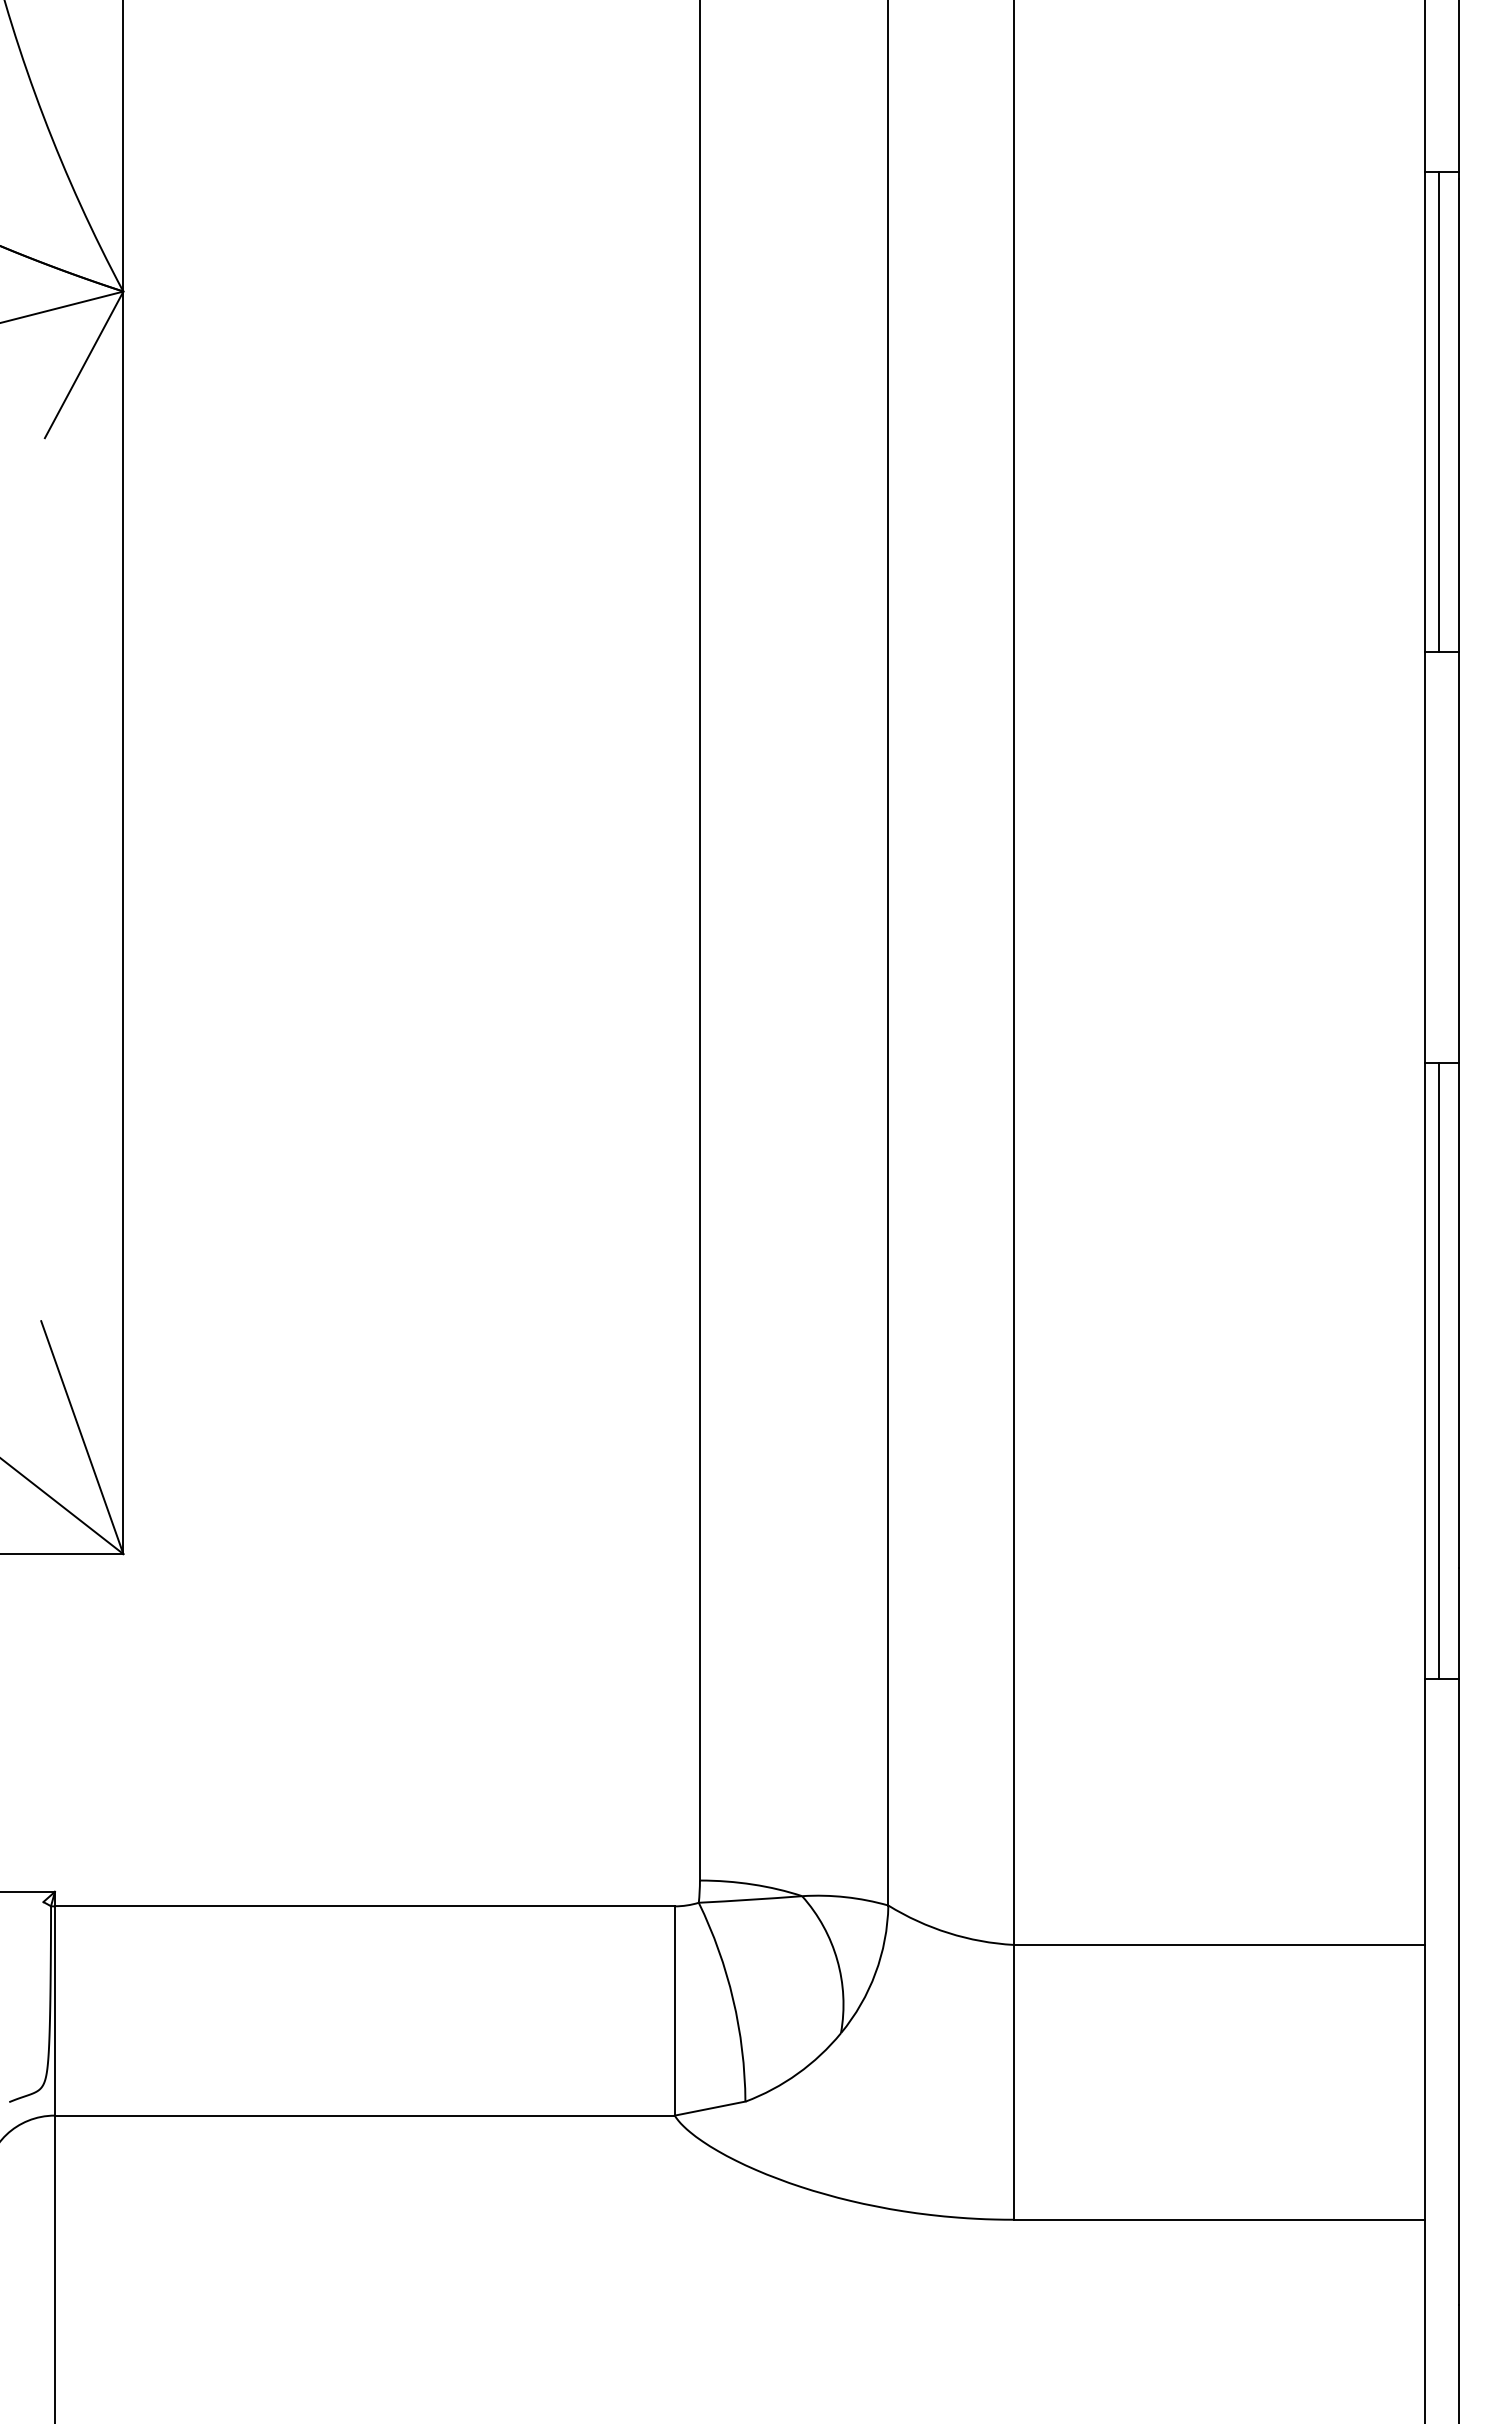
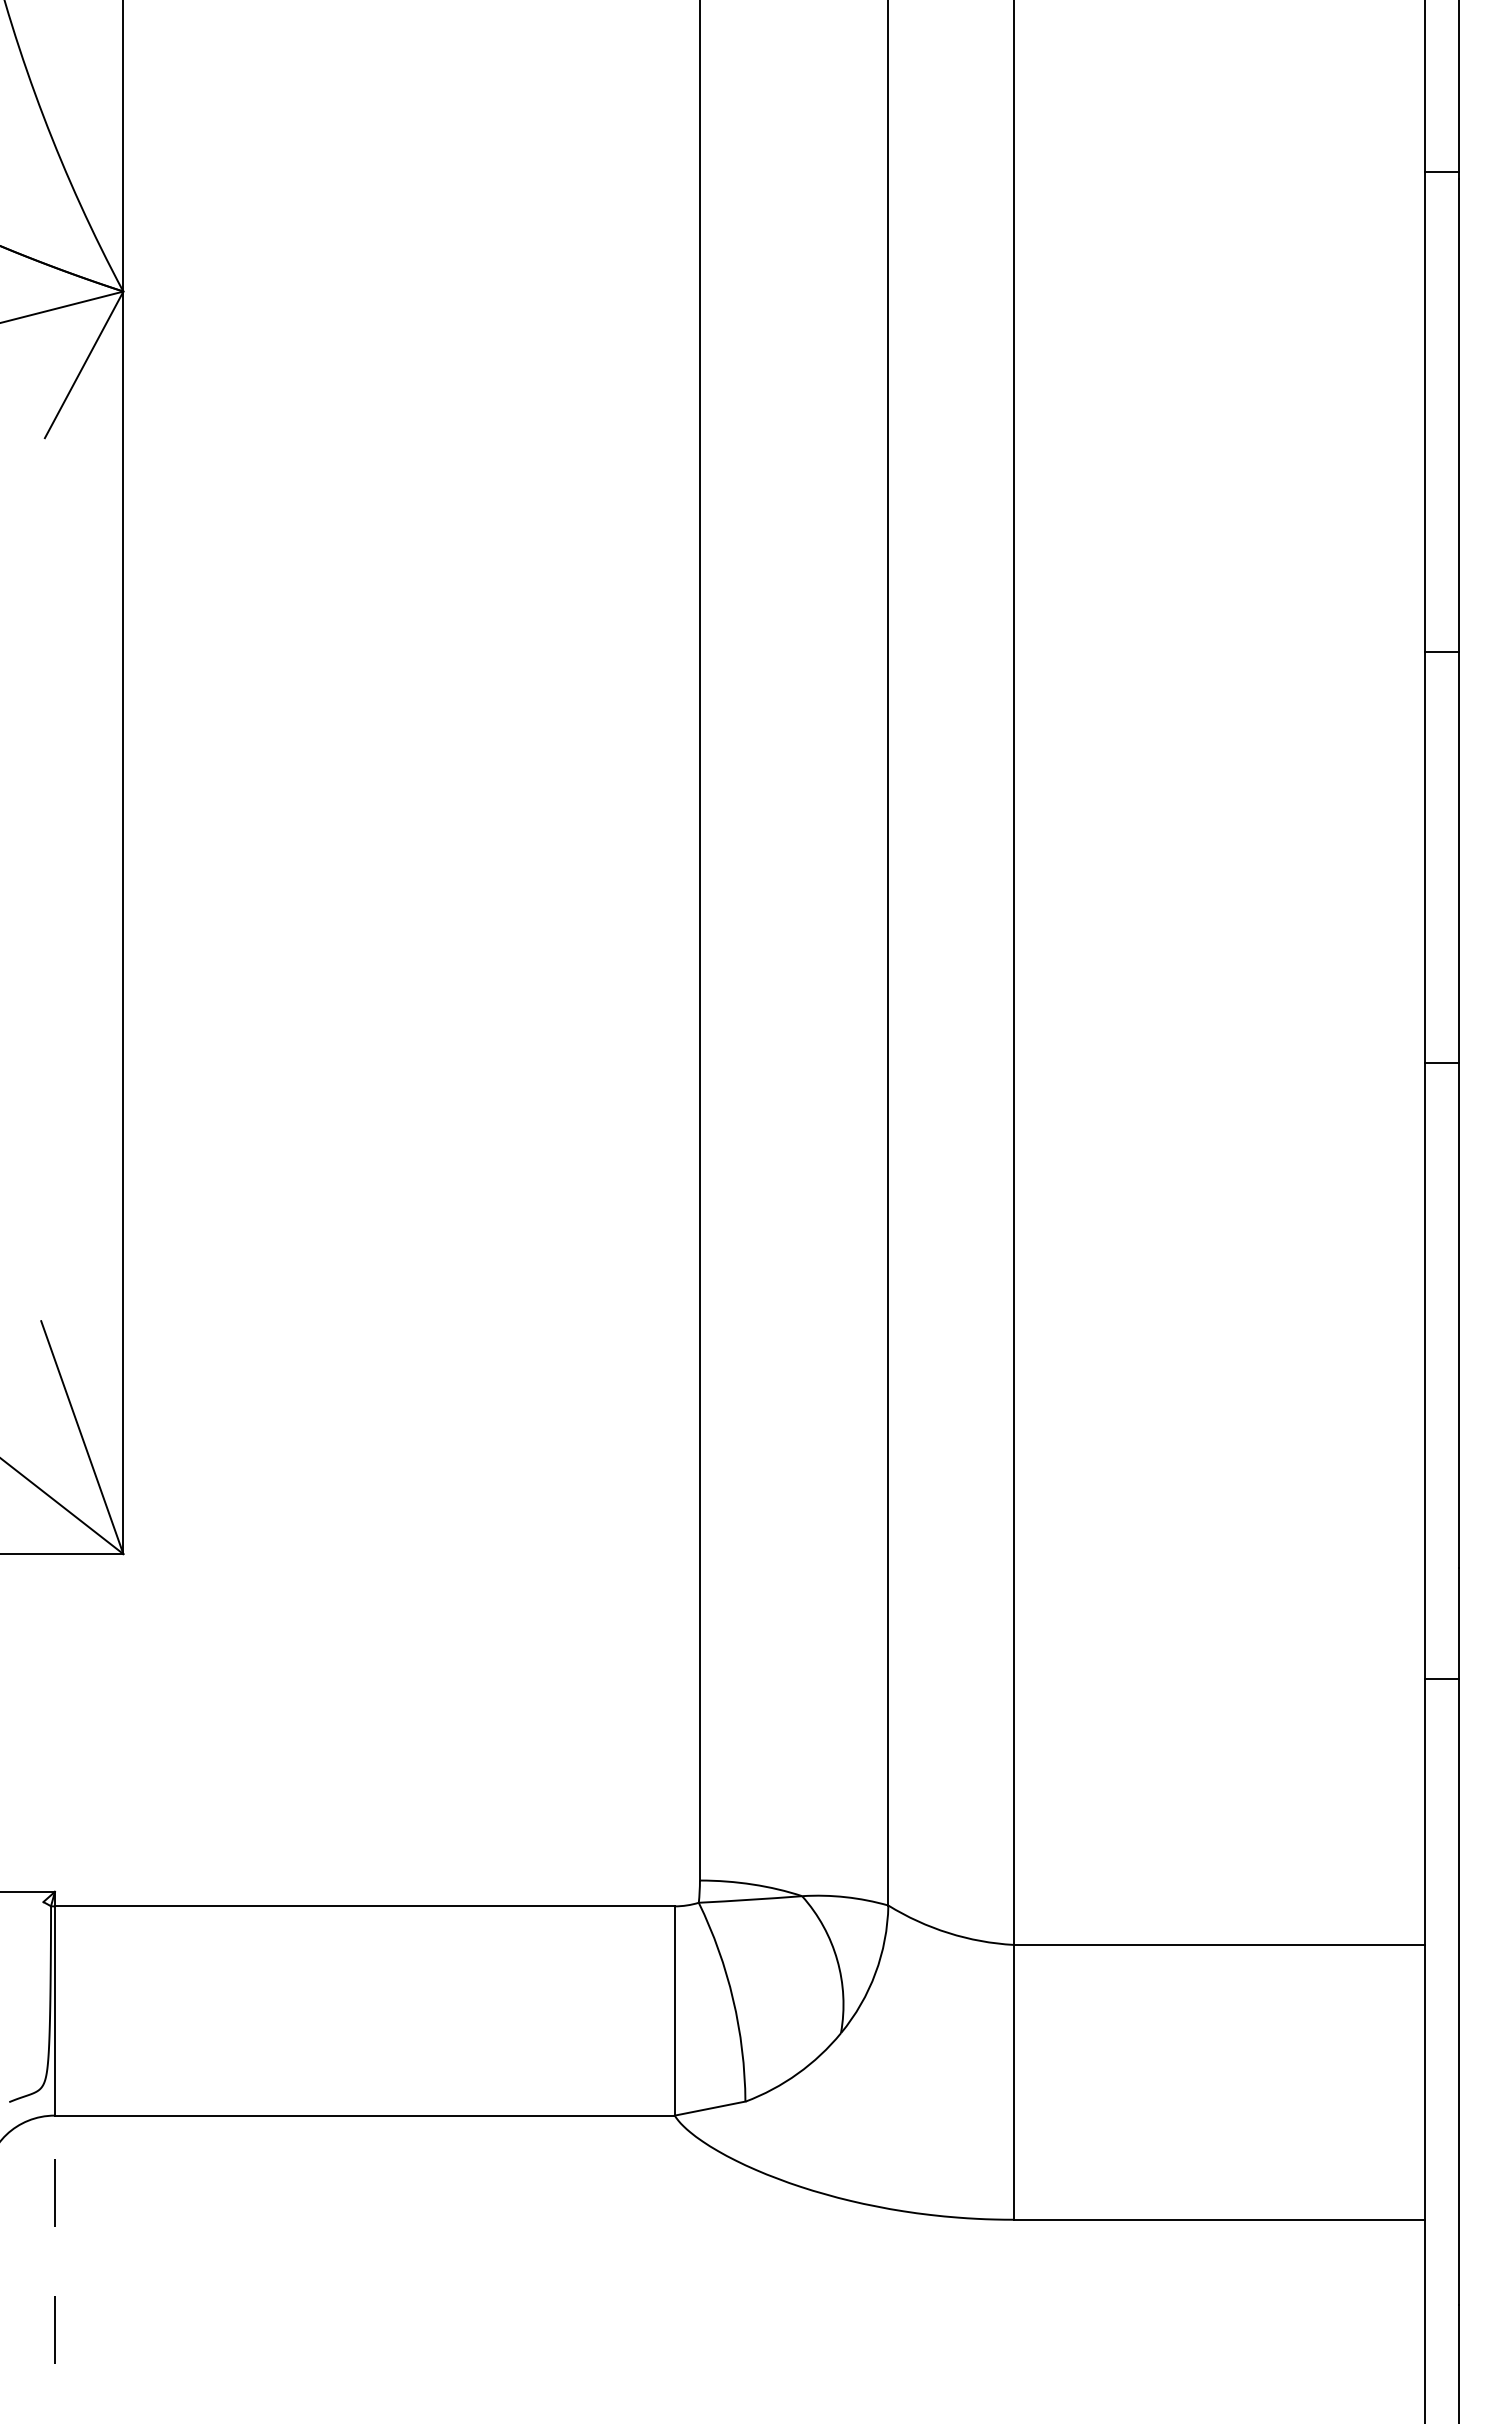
line: present -> none (1438, 411)
line: present -> none (1438, 1370)
line: solid -> dashed (54, 2269)
